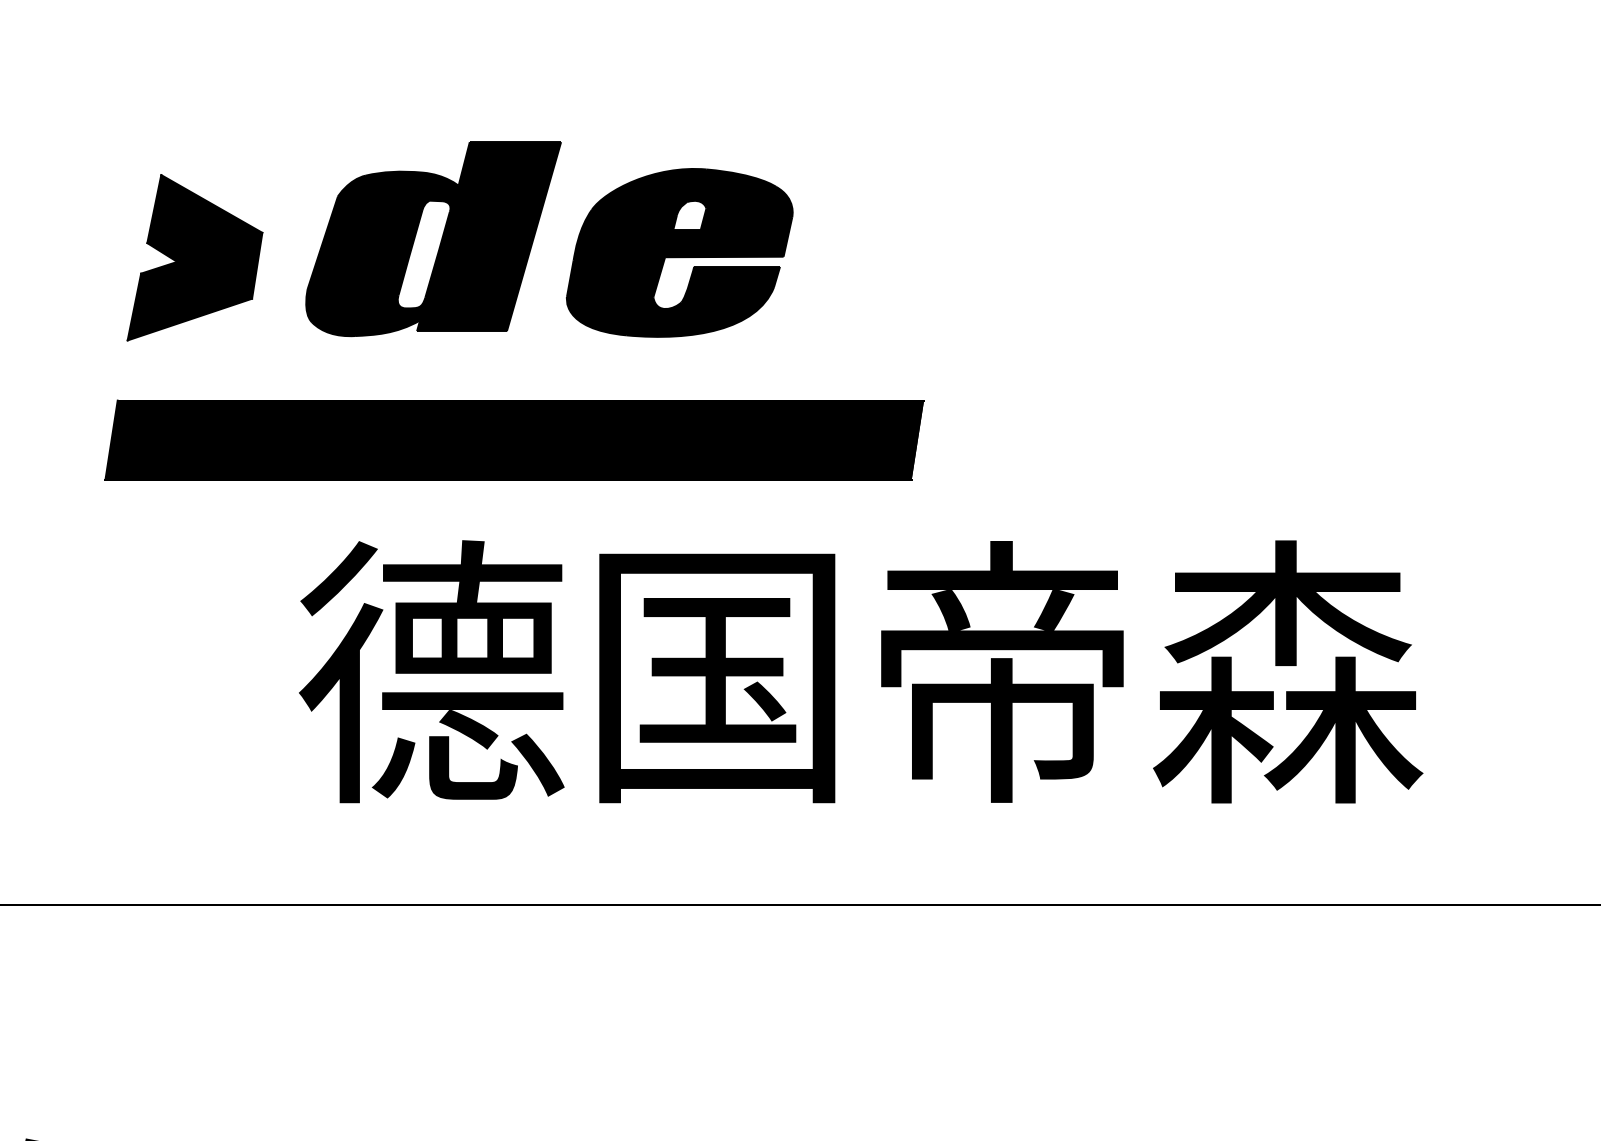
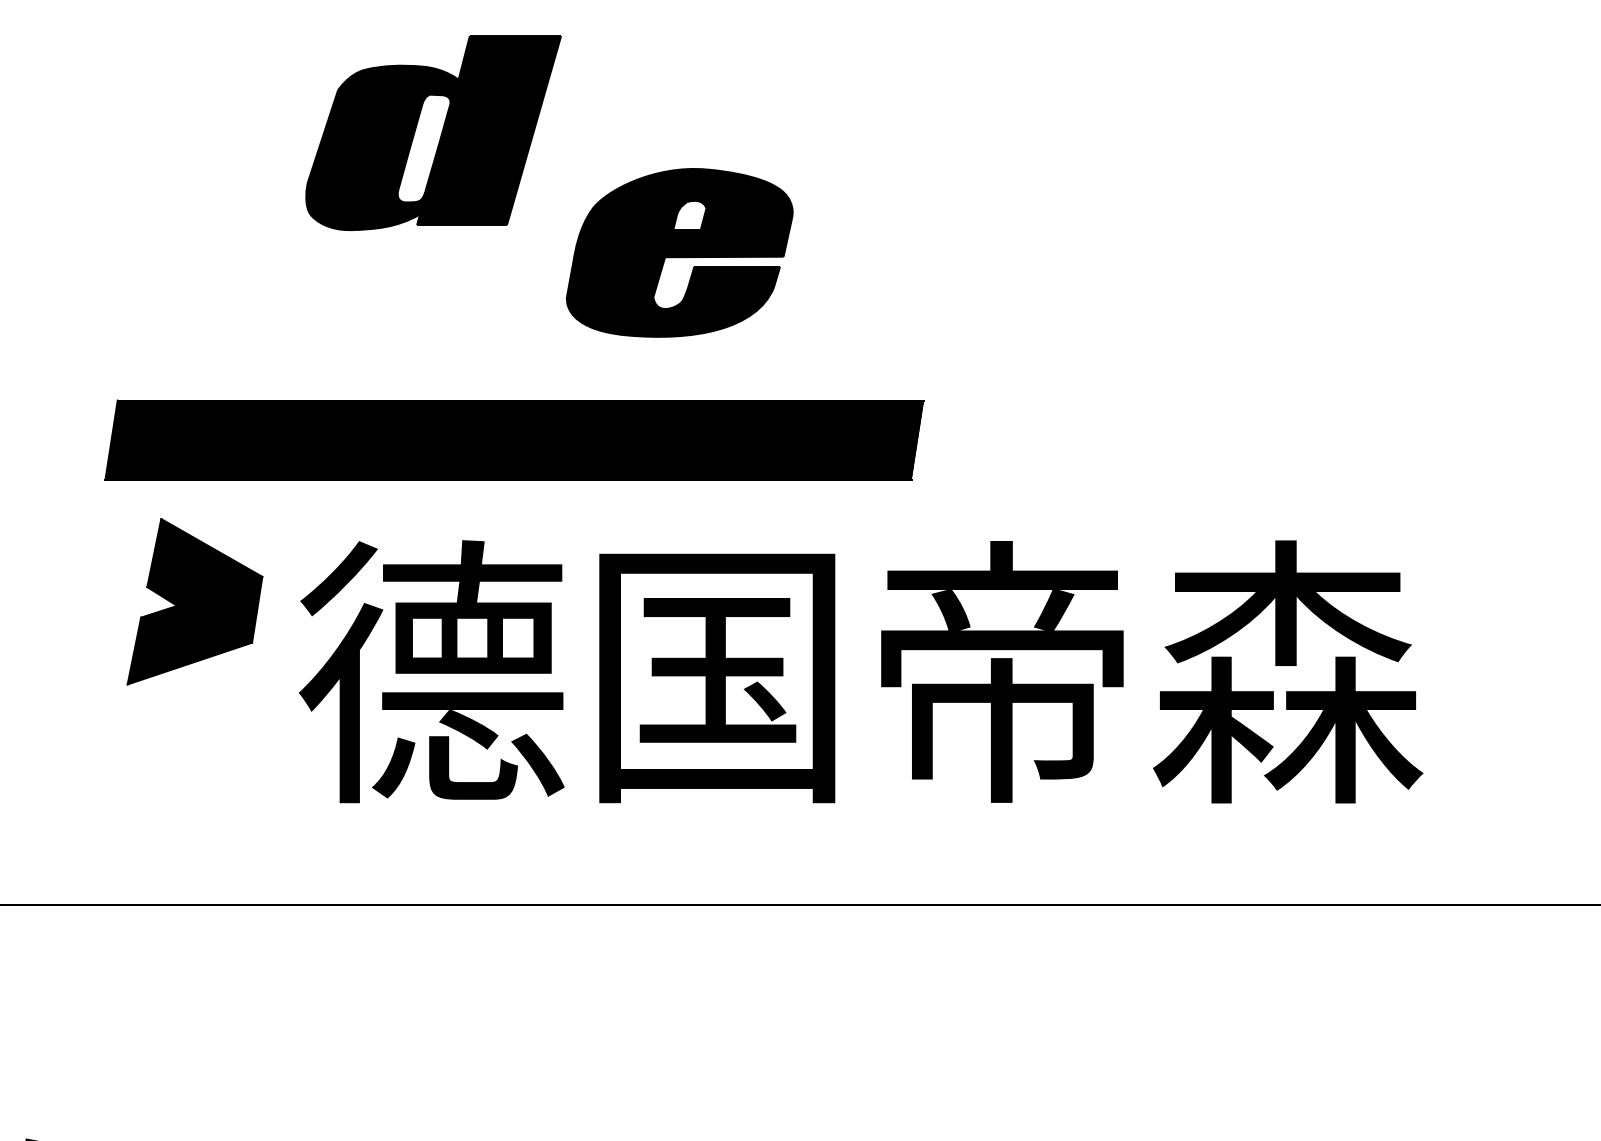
part position: (433, 239) -> (433, 133) (433, 133)
part position: (194, 257) -> (194, 601) (194, 601)
